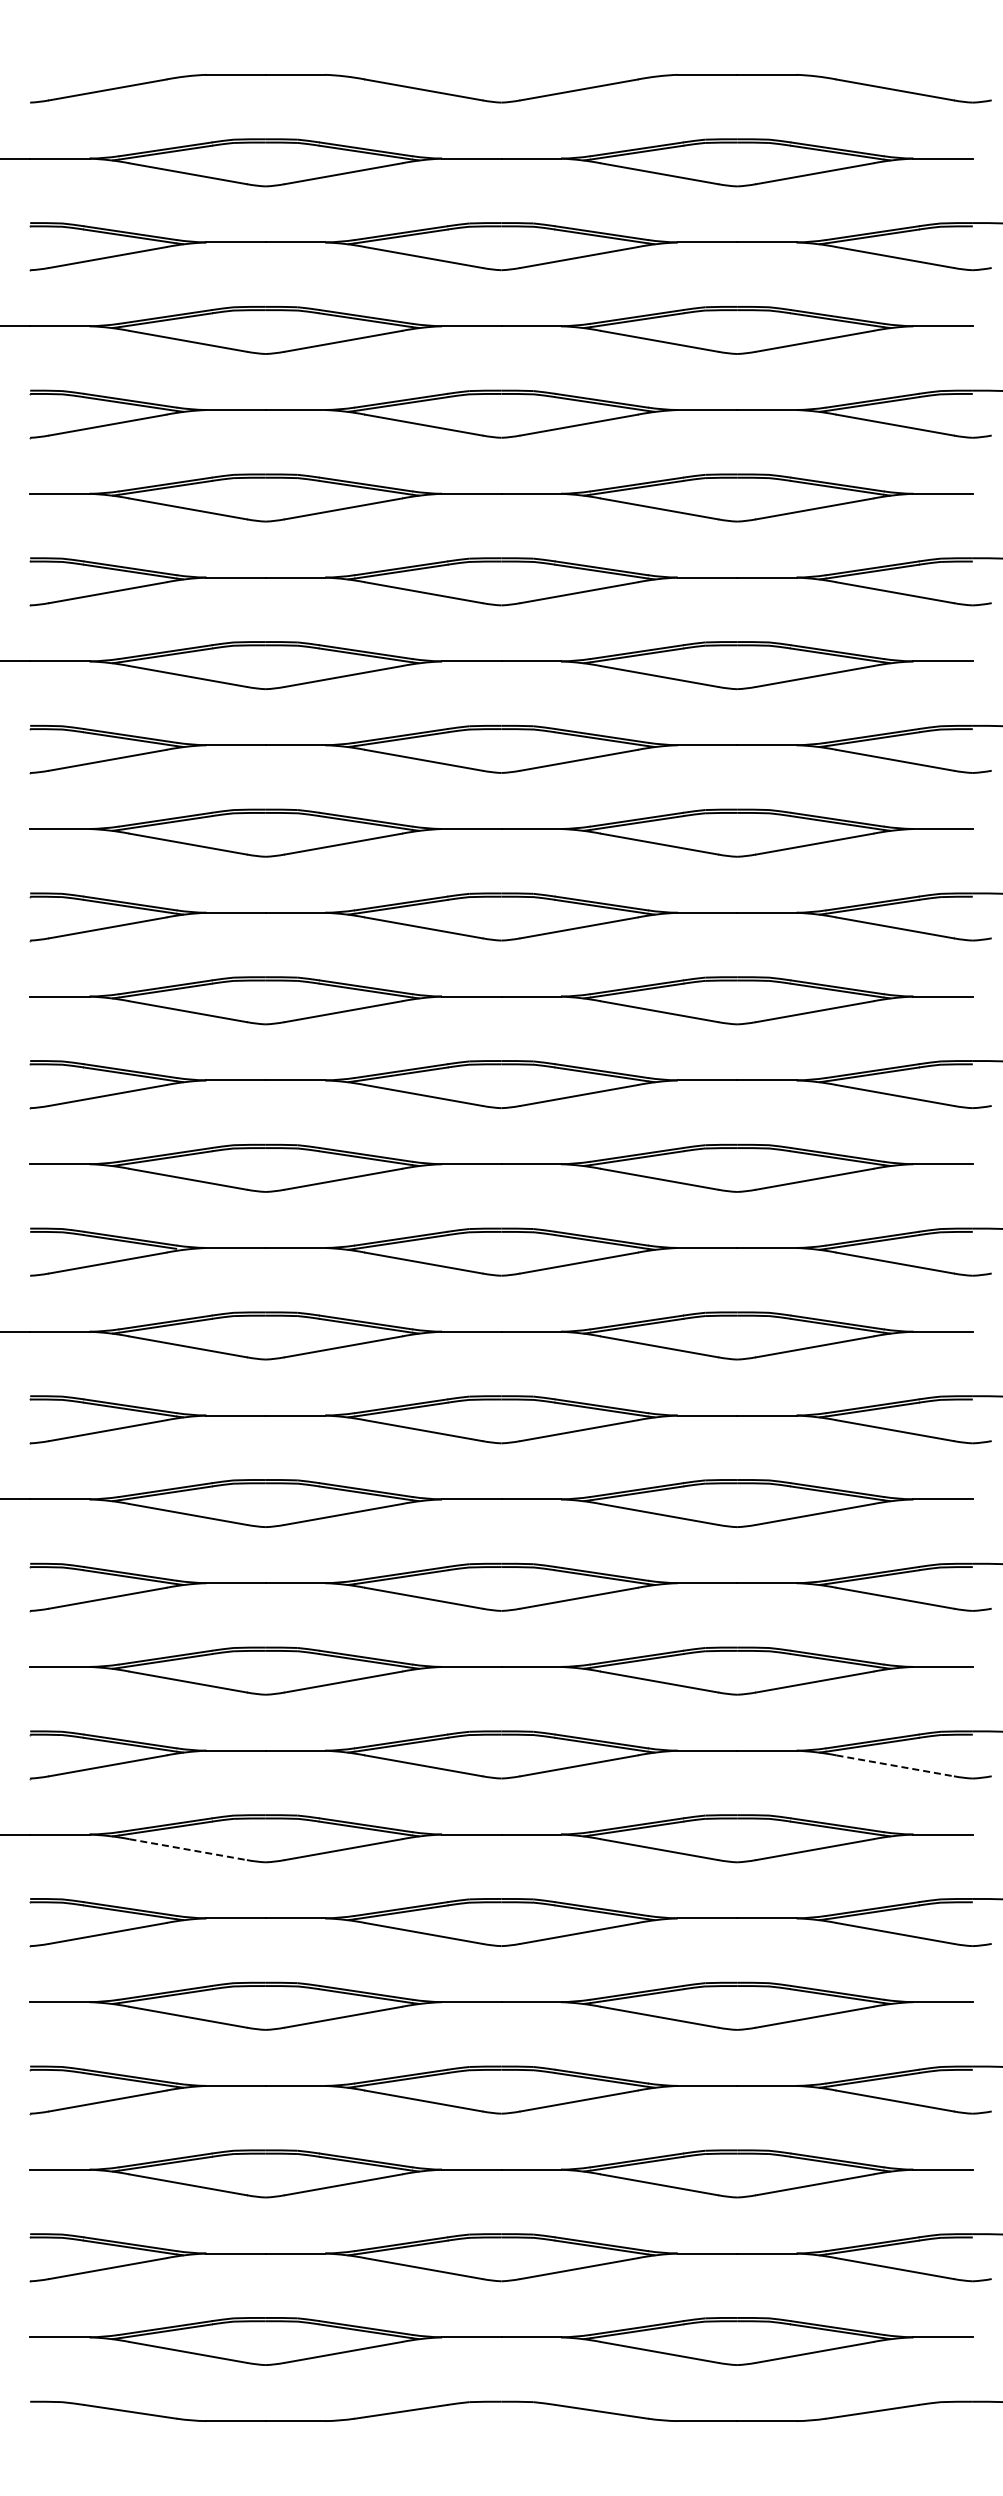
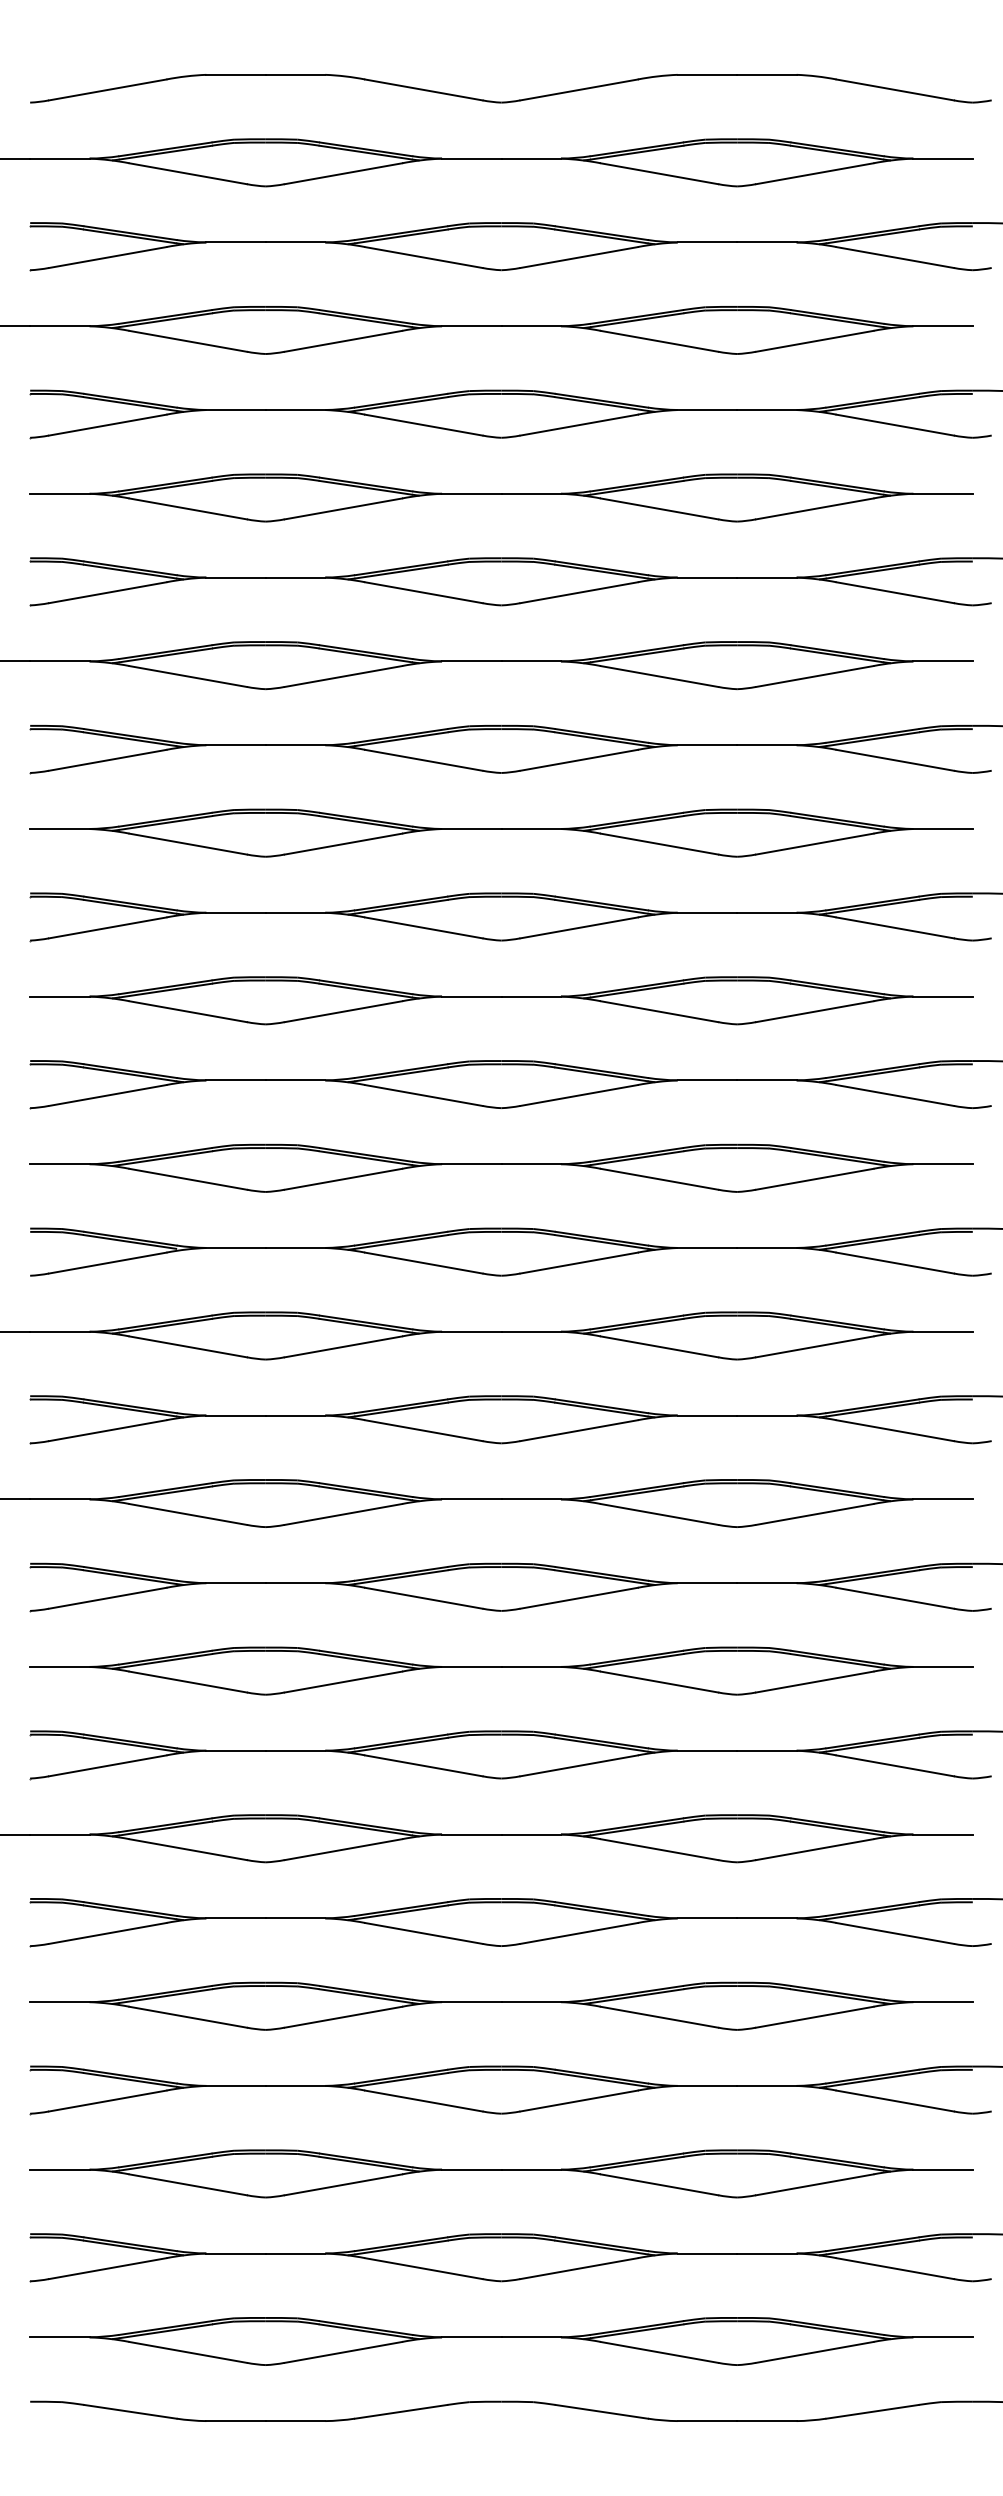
line: dashed -> solid (895, 1765)
line: dashed -> solid (188, 1849)
